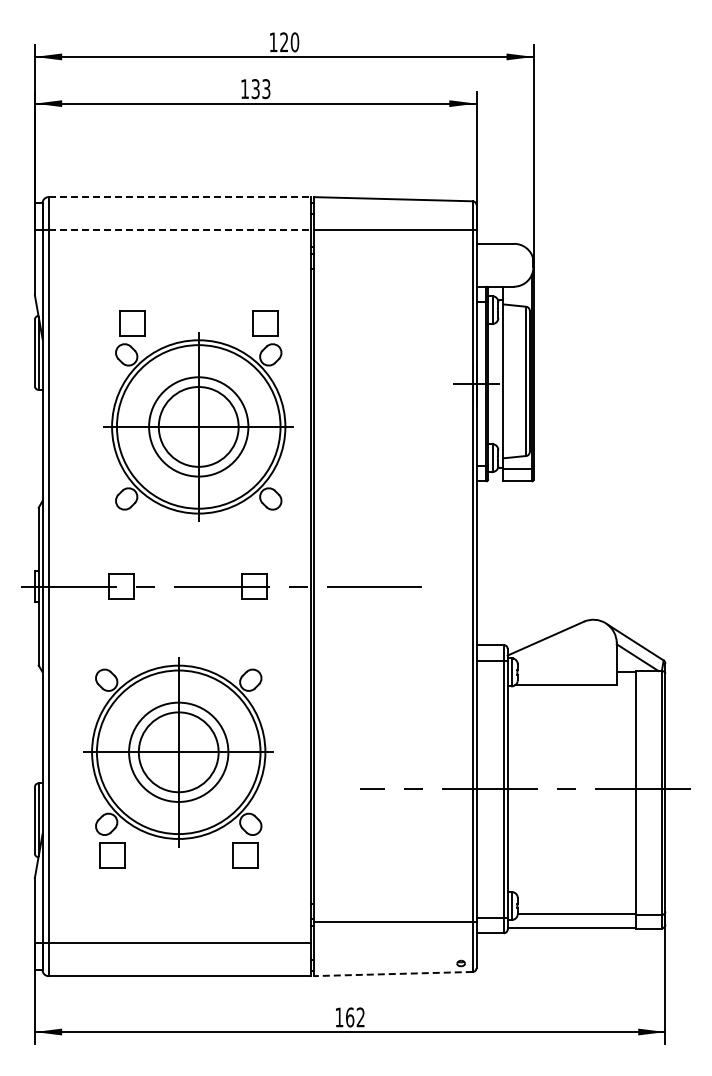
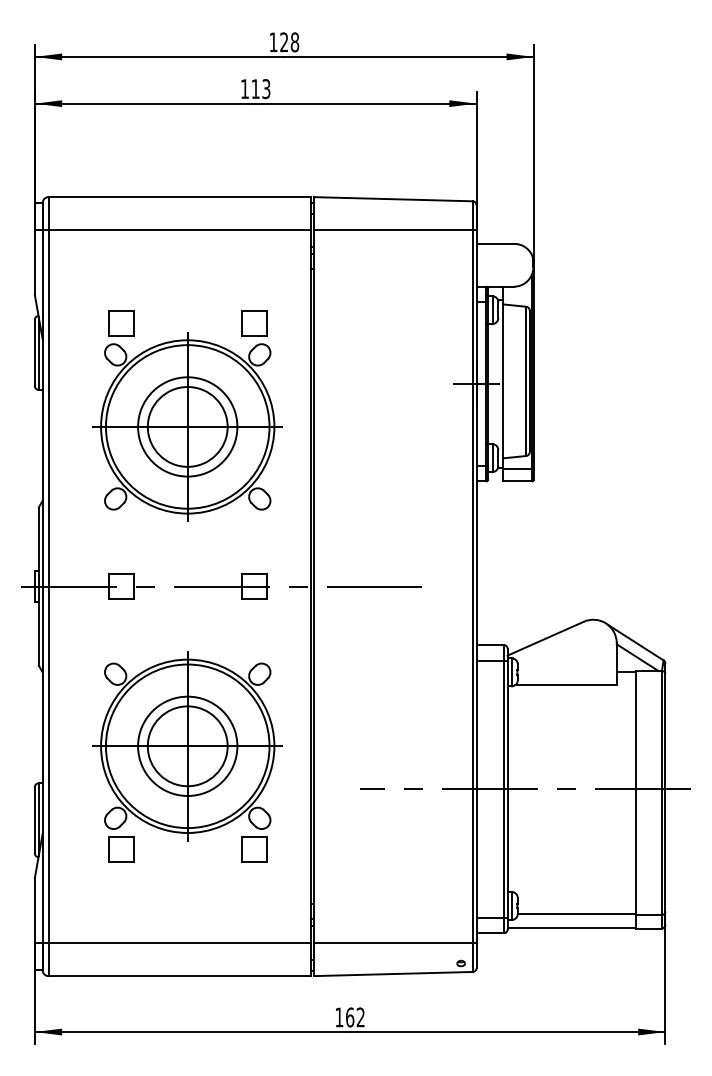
text: 120 -> 128 (294, 41)
text: 133 -> 113 (255, 89)
line: dashed -> solid (180, 197)
line: dashed -> solid (180, 230)
part position: (198, 415) -> (187, 415) (187, 415)
part position: (178, 762) -> (187, 756) (187, 756)
line position: (395, 922) -> (395, 943) (395, 943)
line: dashed -> solid (392, 974)
